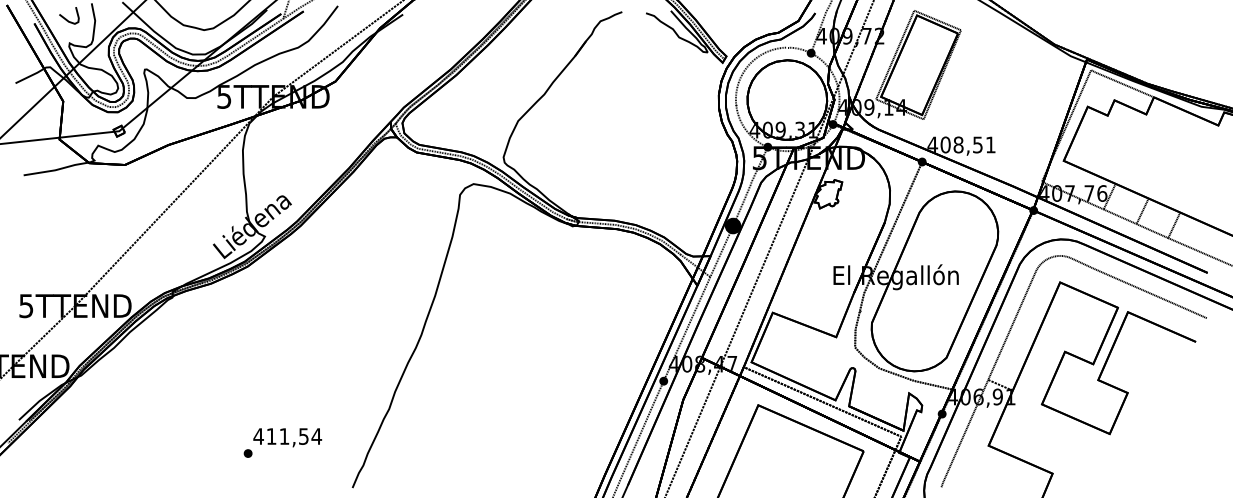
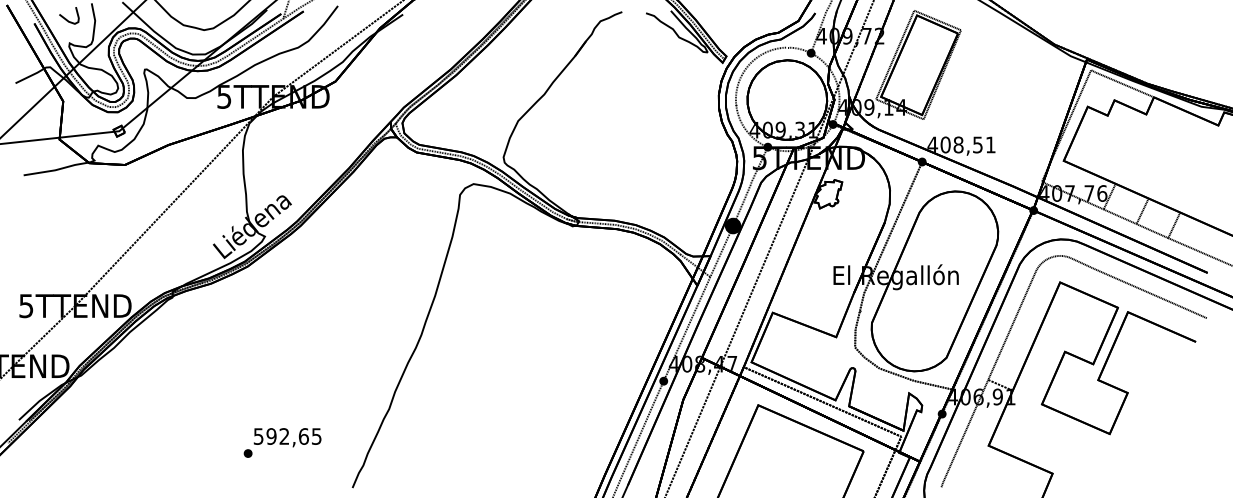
text: 411,54 -> 592,65 (287, 436)
